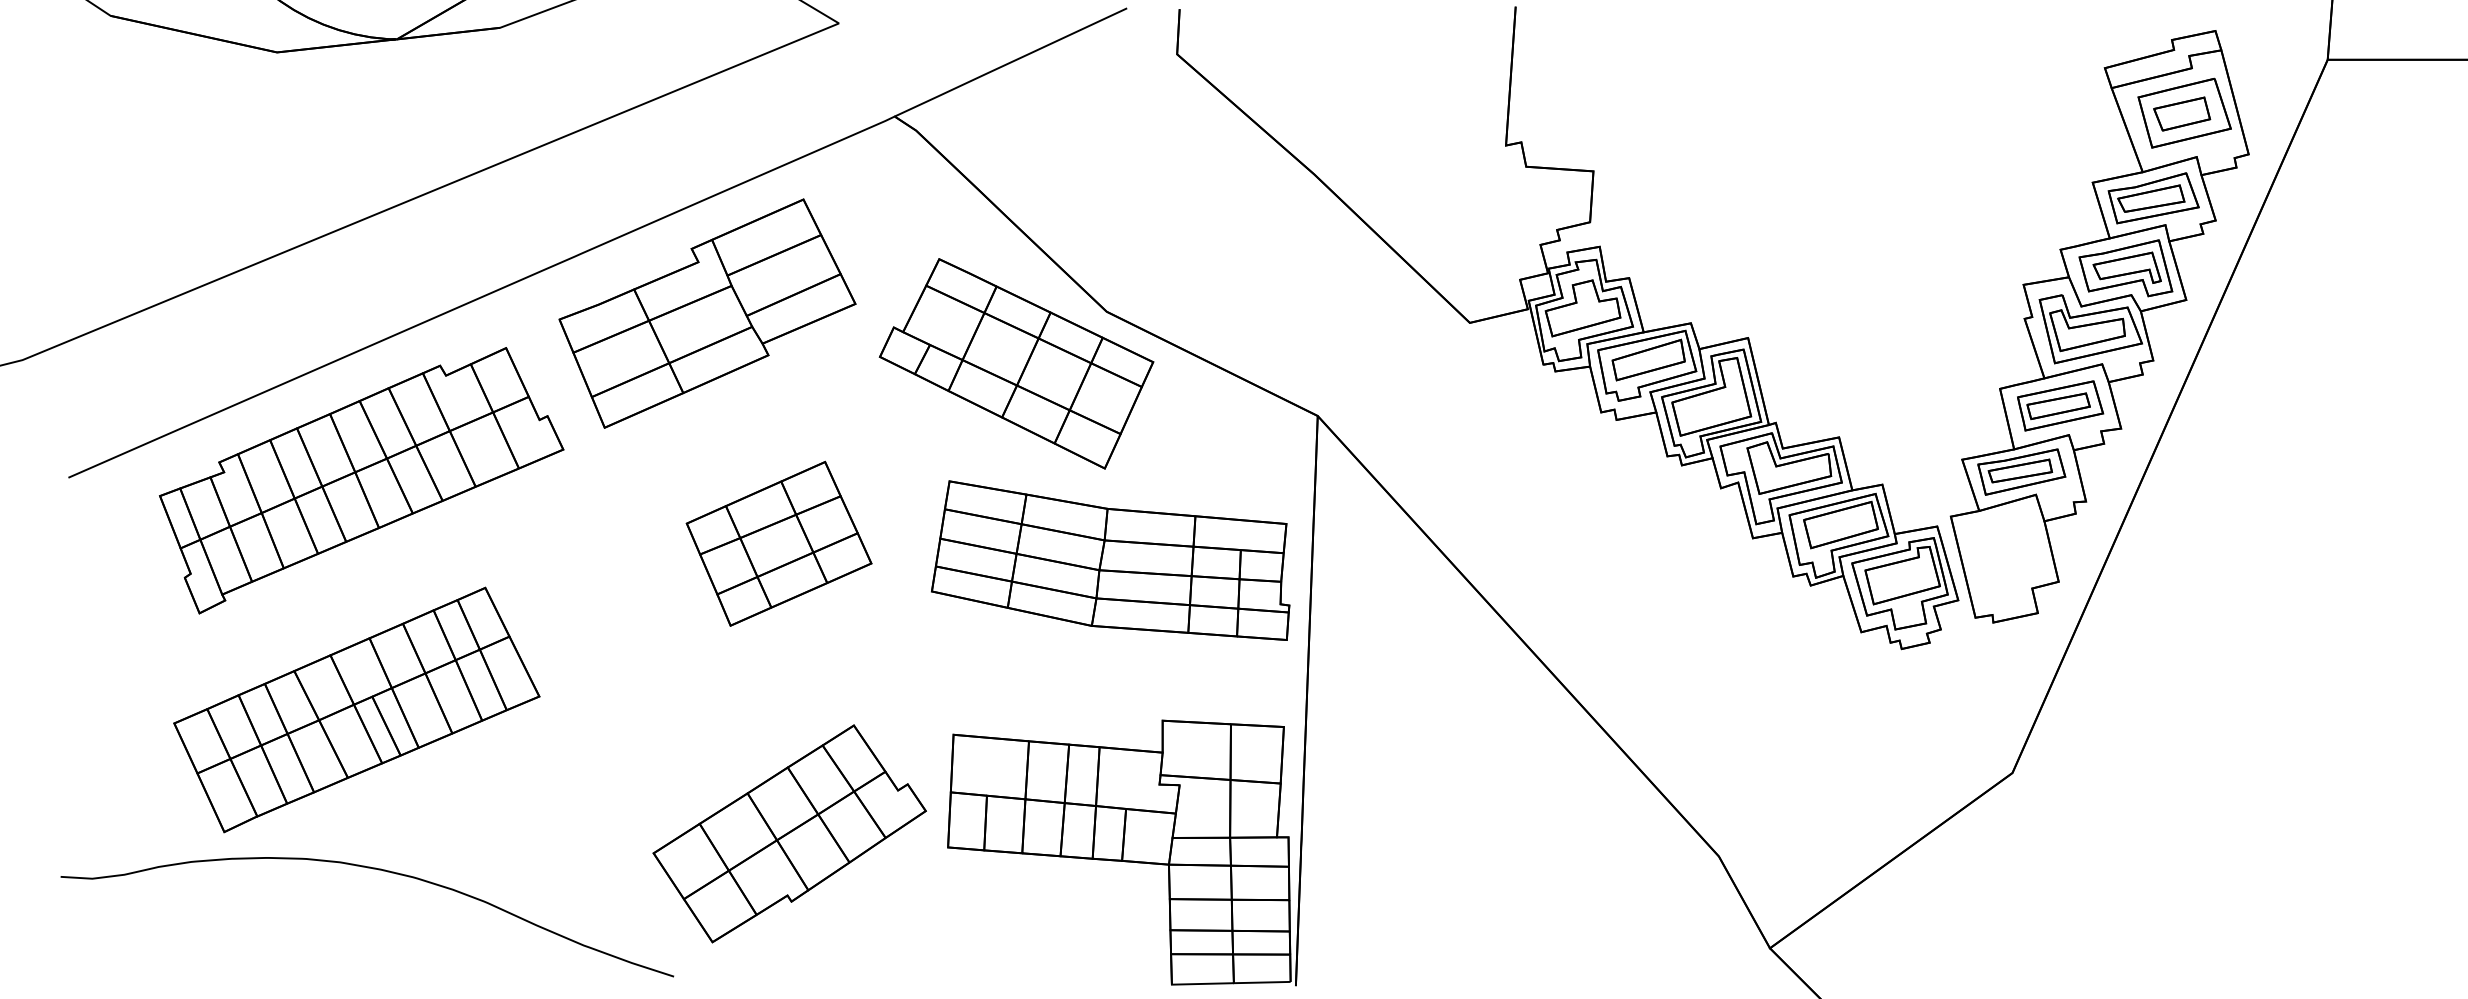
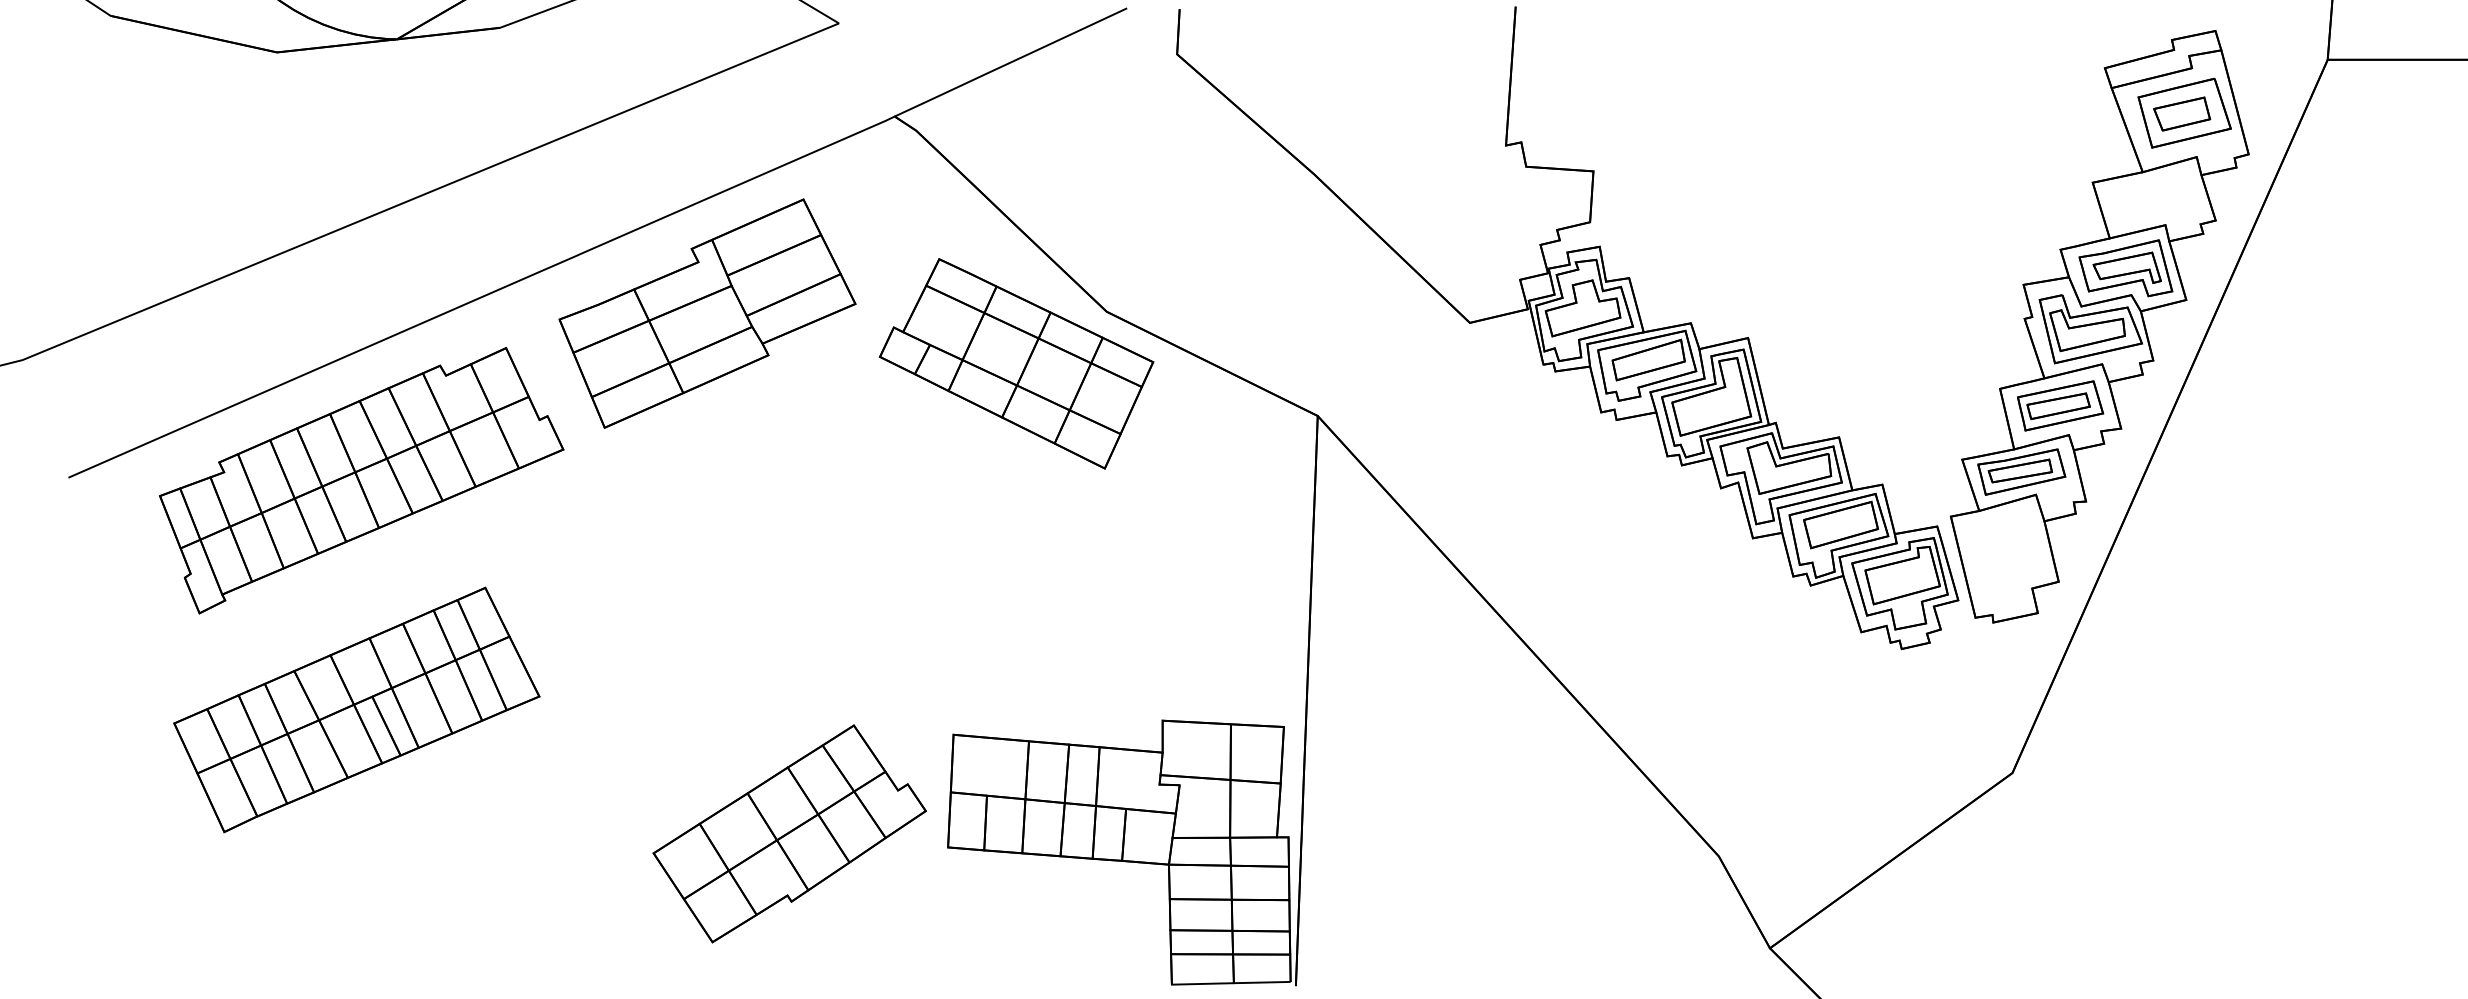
part: present -> none (2153, 198)
part: present -> none (778, 543)
part: present -> none (1110, 560)
curve: present -> none (378, 870)
